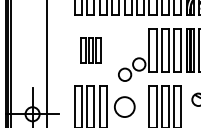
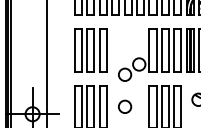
part size: 22x27 px -> 34x45 px (90, 50)
circle size: 22x22 px -> 15x15 px (125, 106)
